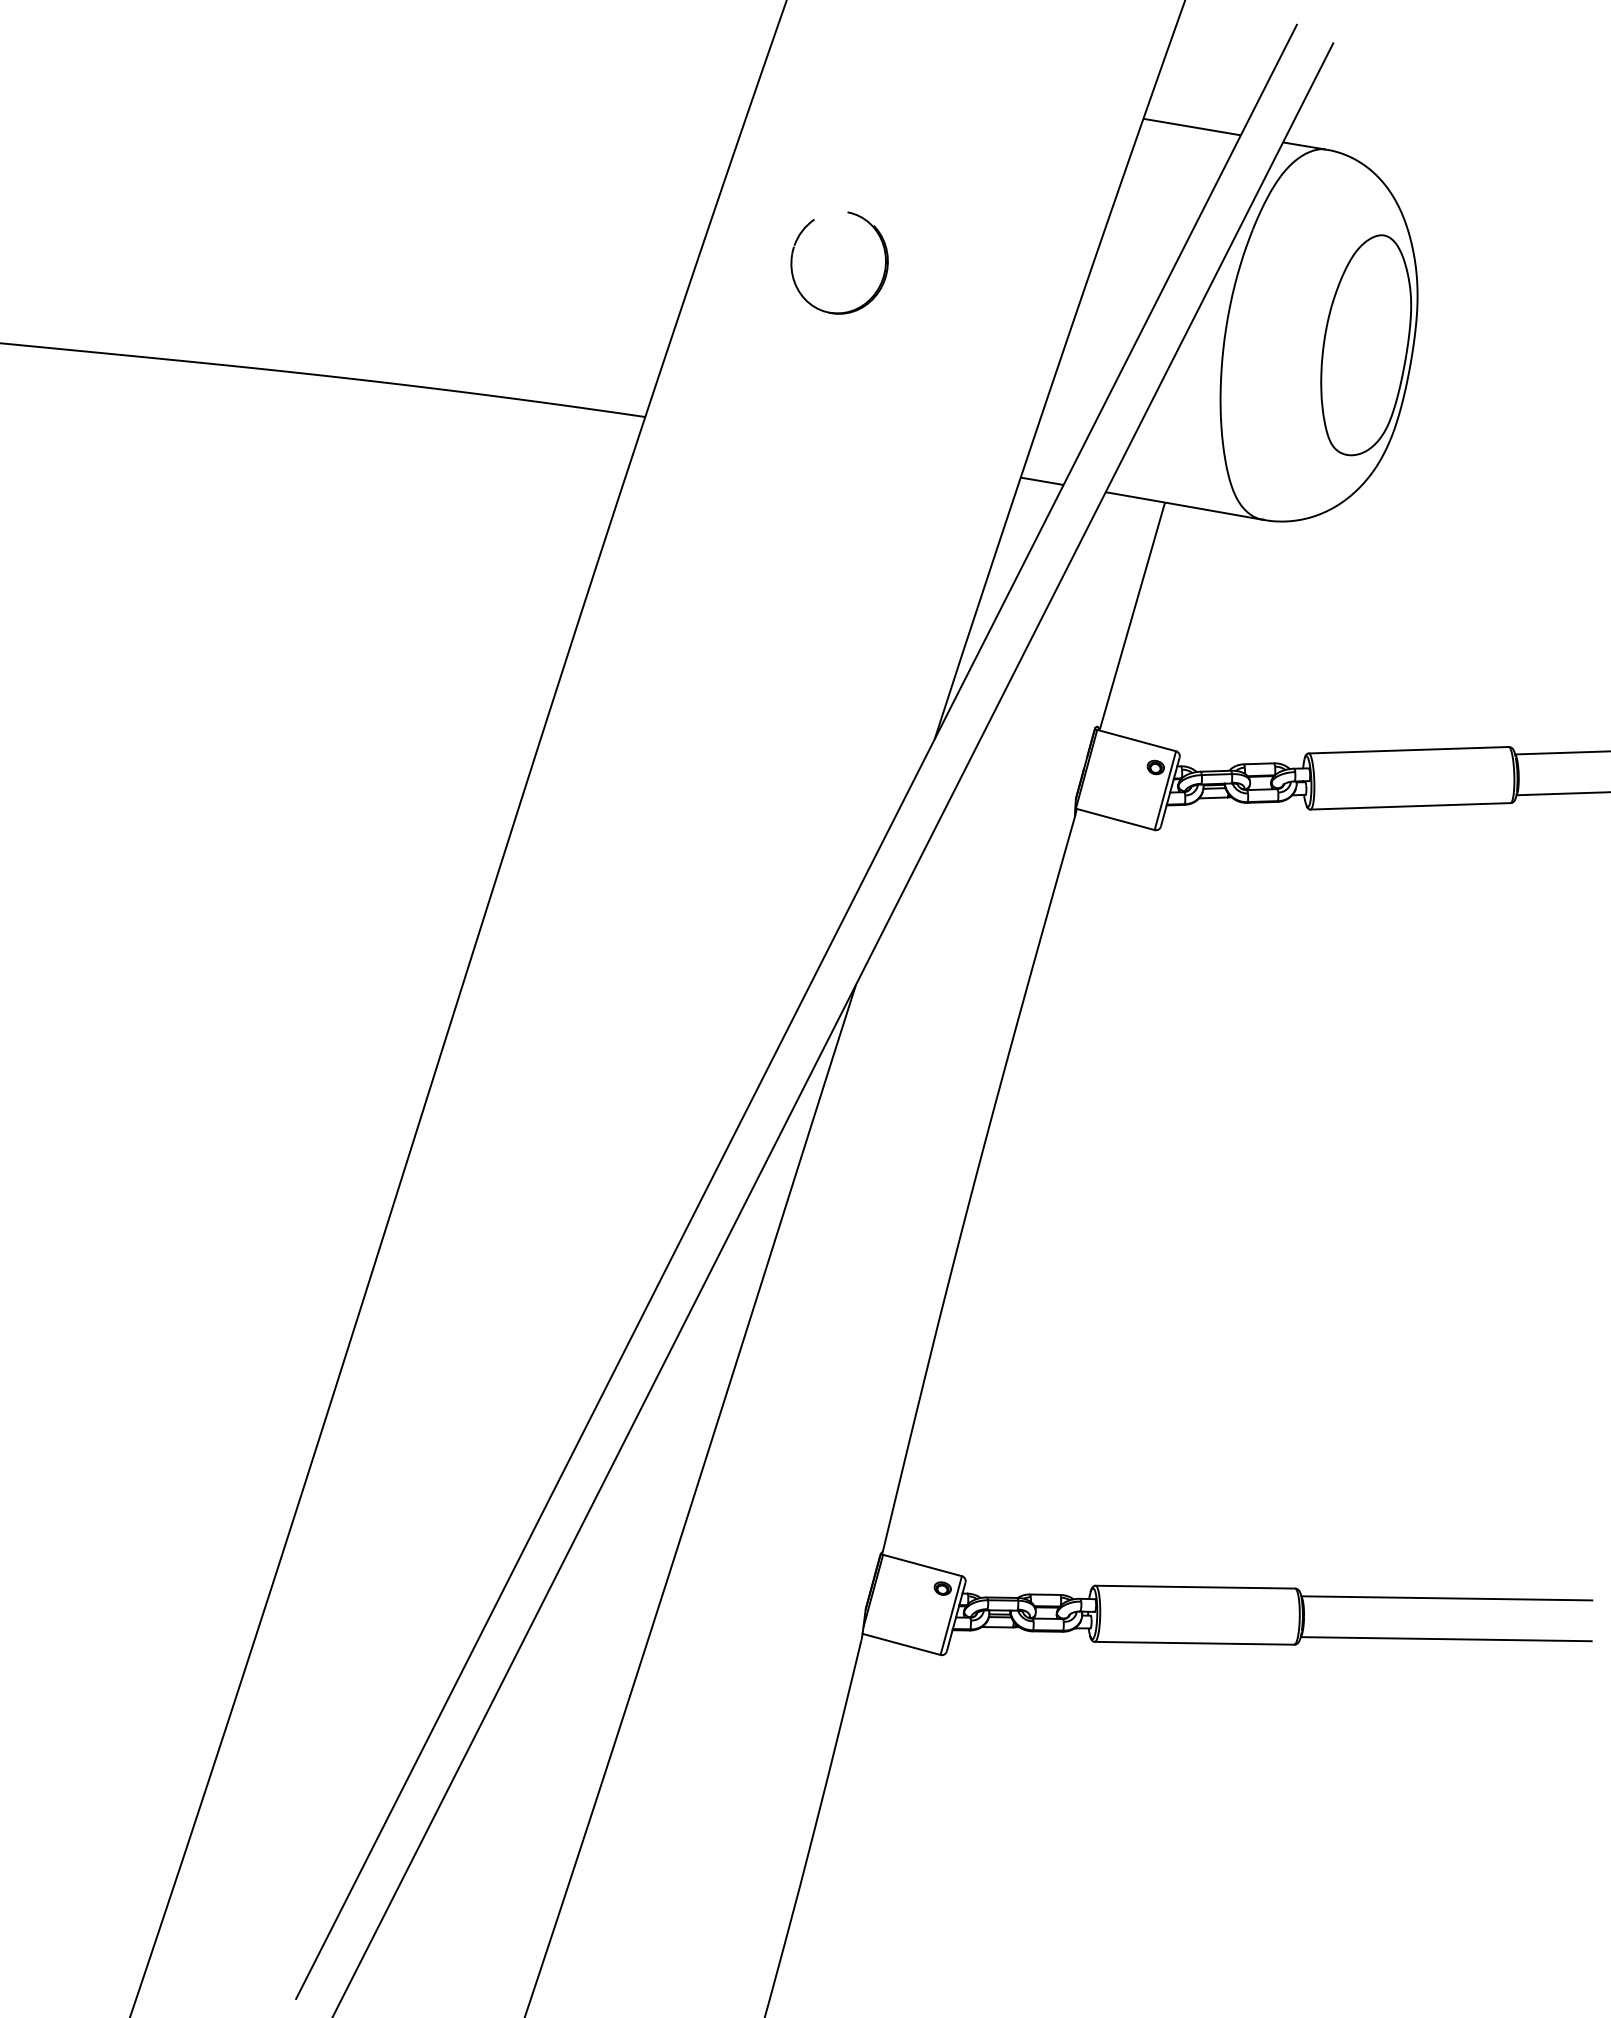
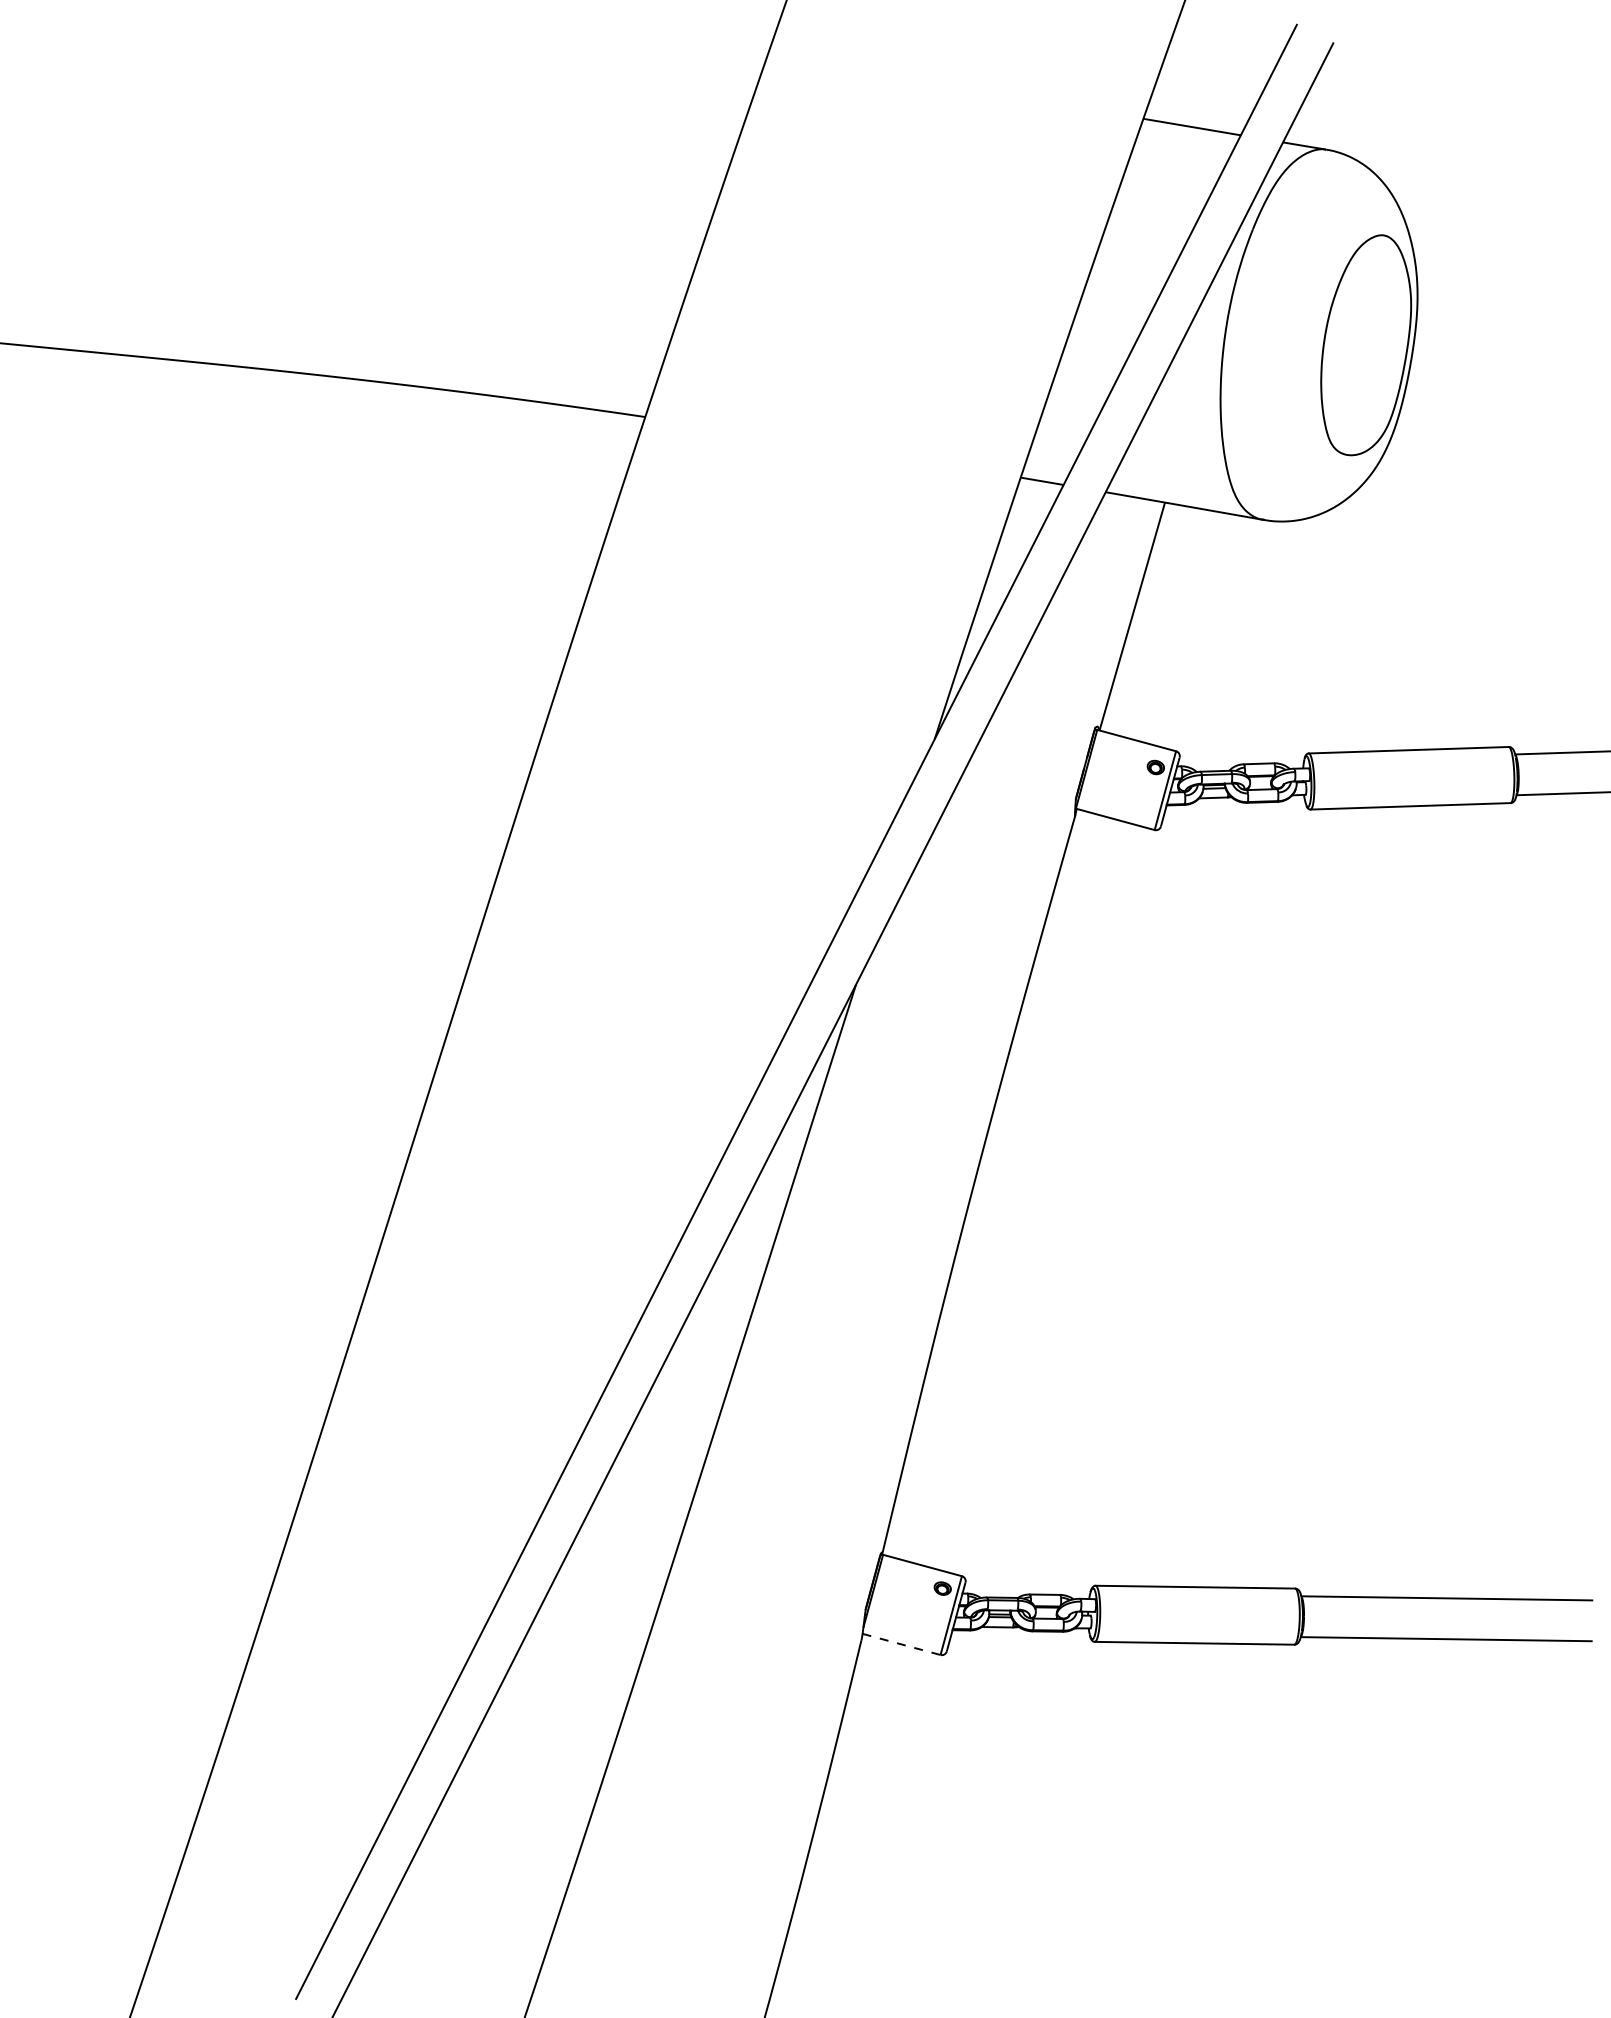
part: present -> none (884, 265)
line: solid -> dashed (902, 1644)
